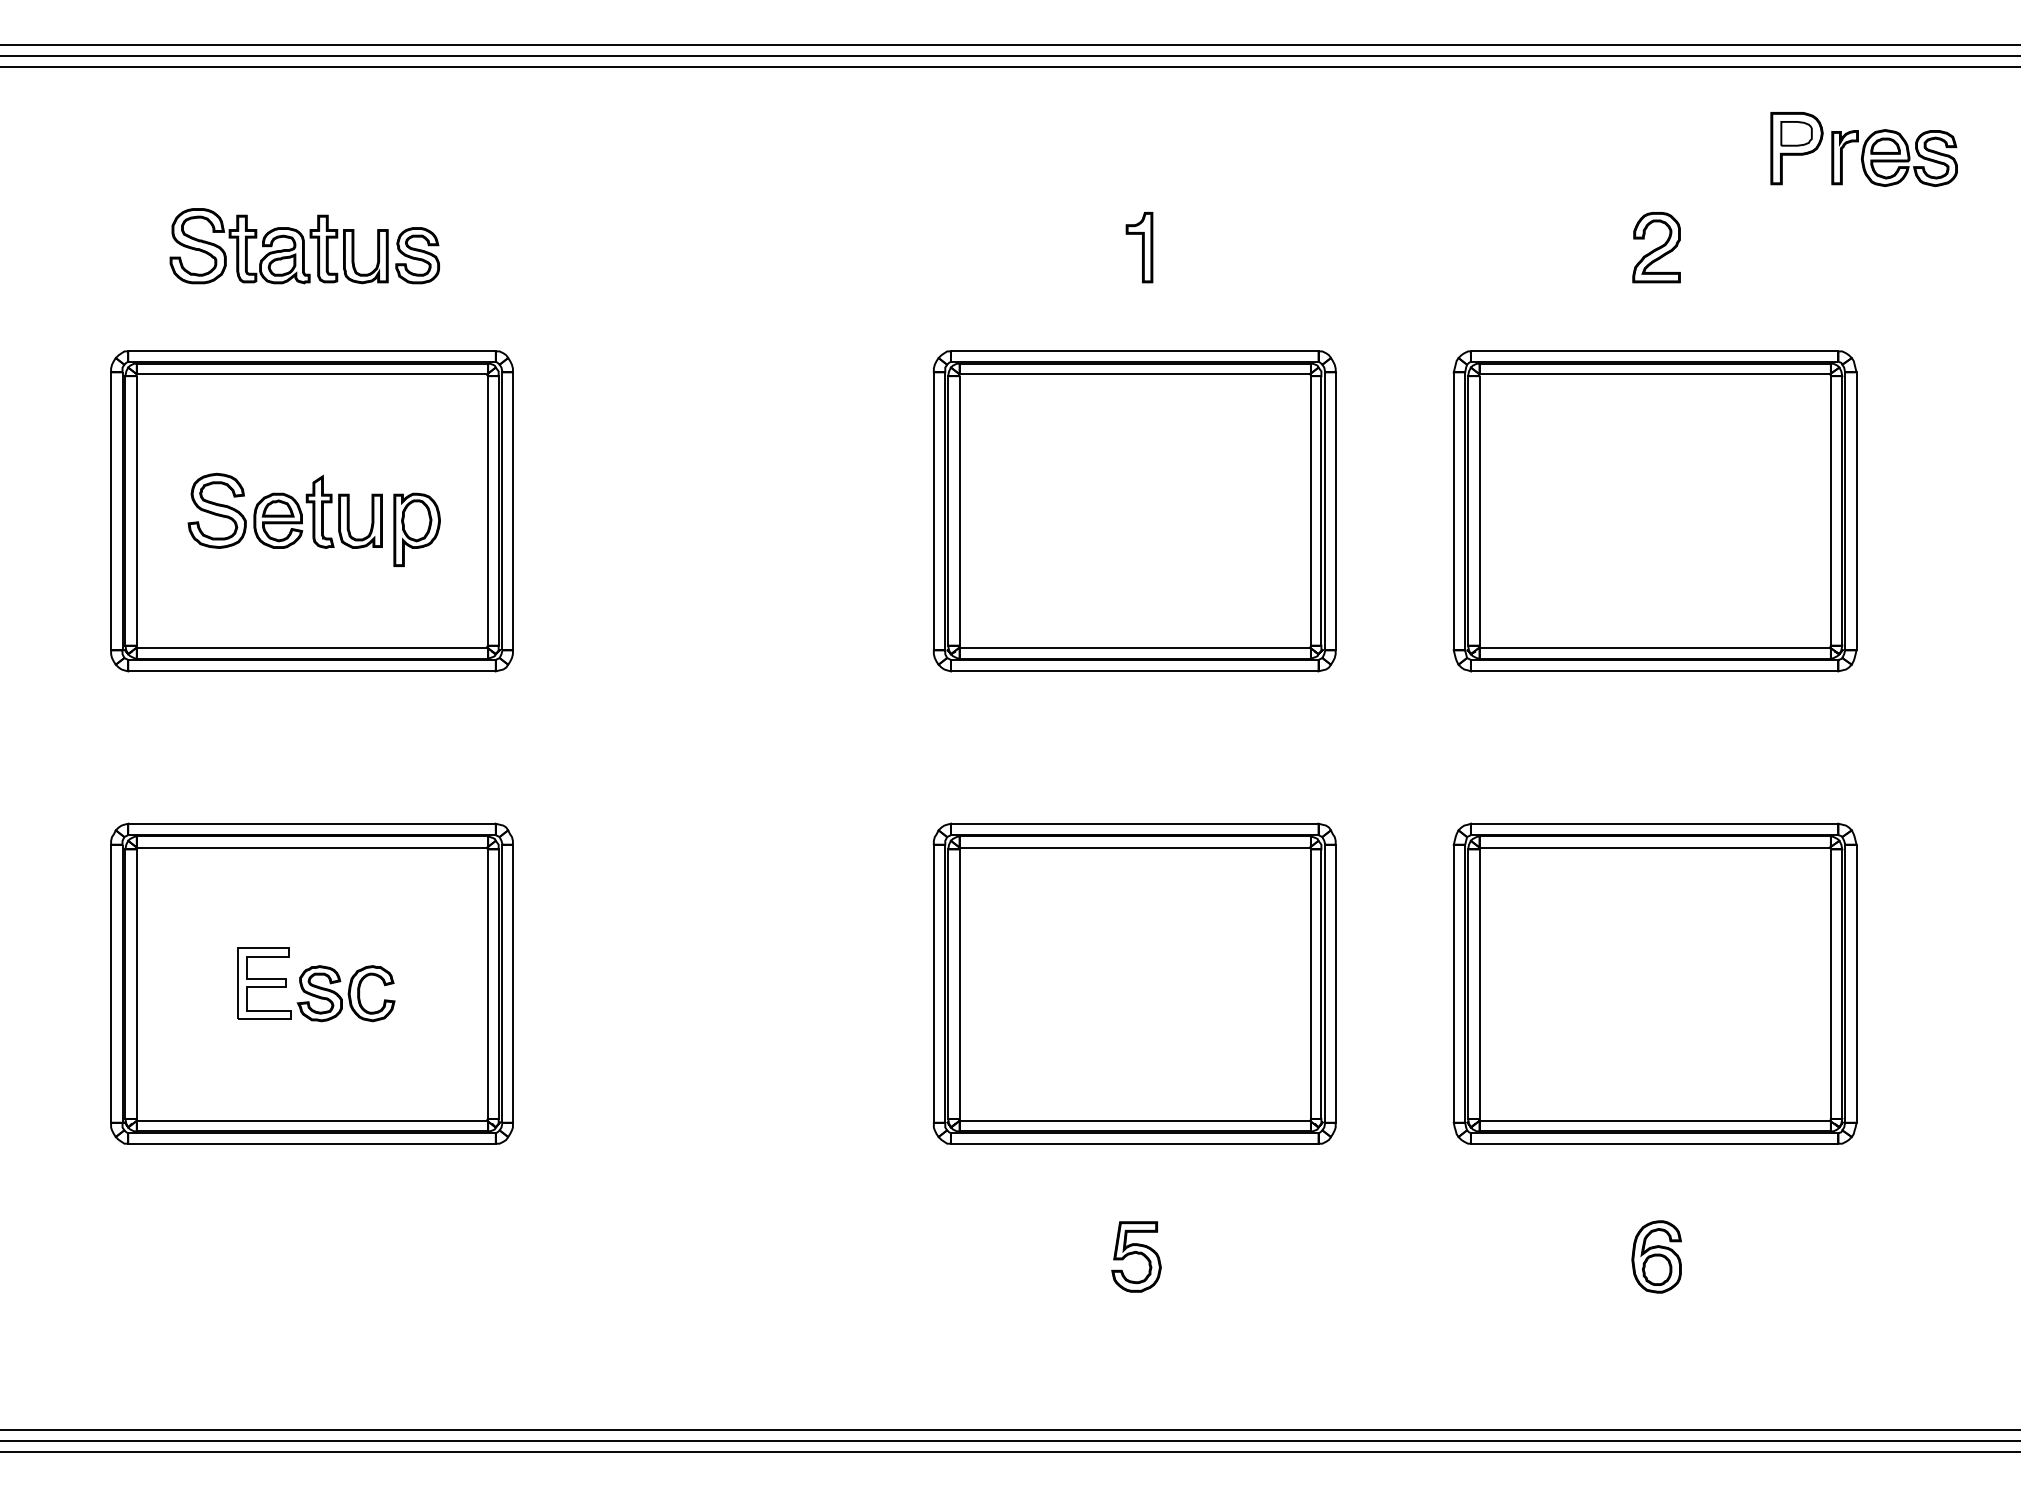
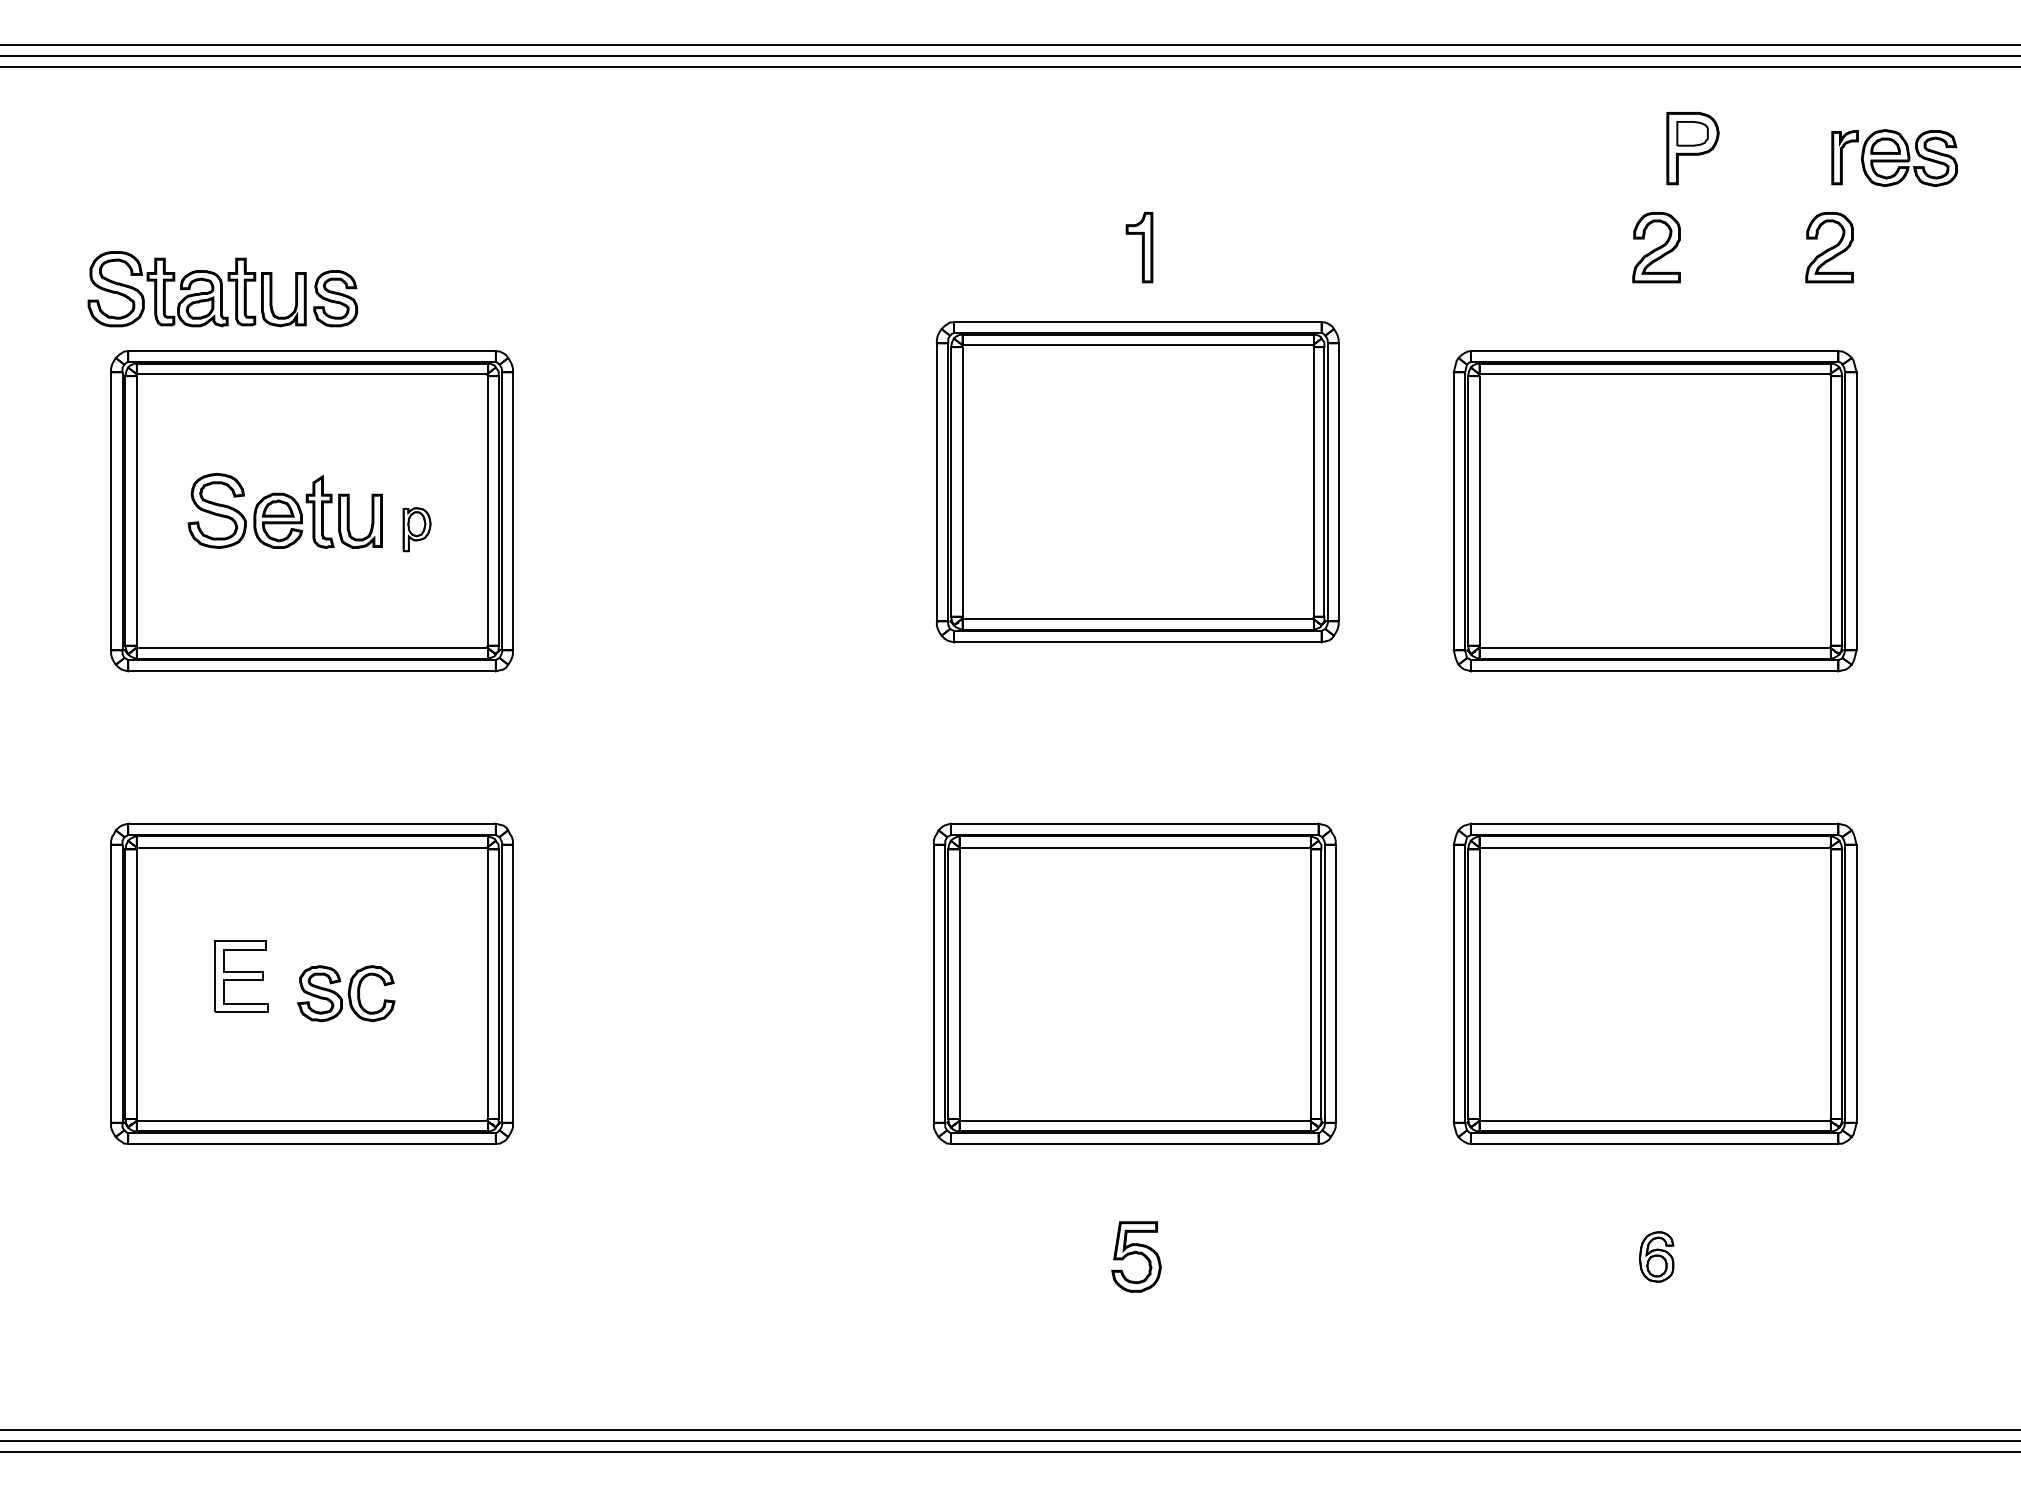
part position: (1796, 148) -> (1692, 148) (1692, 148)
part position: (304, 246) -> (222, 289) (222, 289)
part: none -> present (1829, 247)
part position: (1134, 511) -> (1137, 482) (1137, 482)
part size: 48x75 px -> 30x46 px (416, 529)
part position: (264, 983) -> (241, 976) (241, 976)
part size: 51x74 px -> 36x52 px (1656, 1256)
